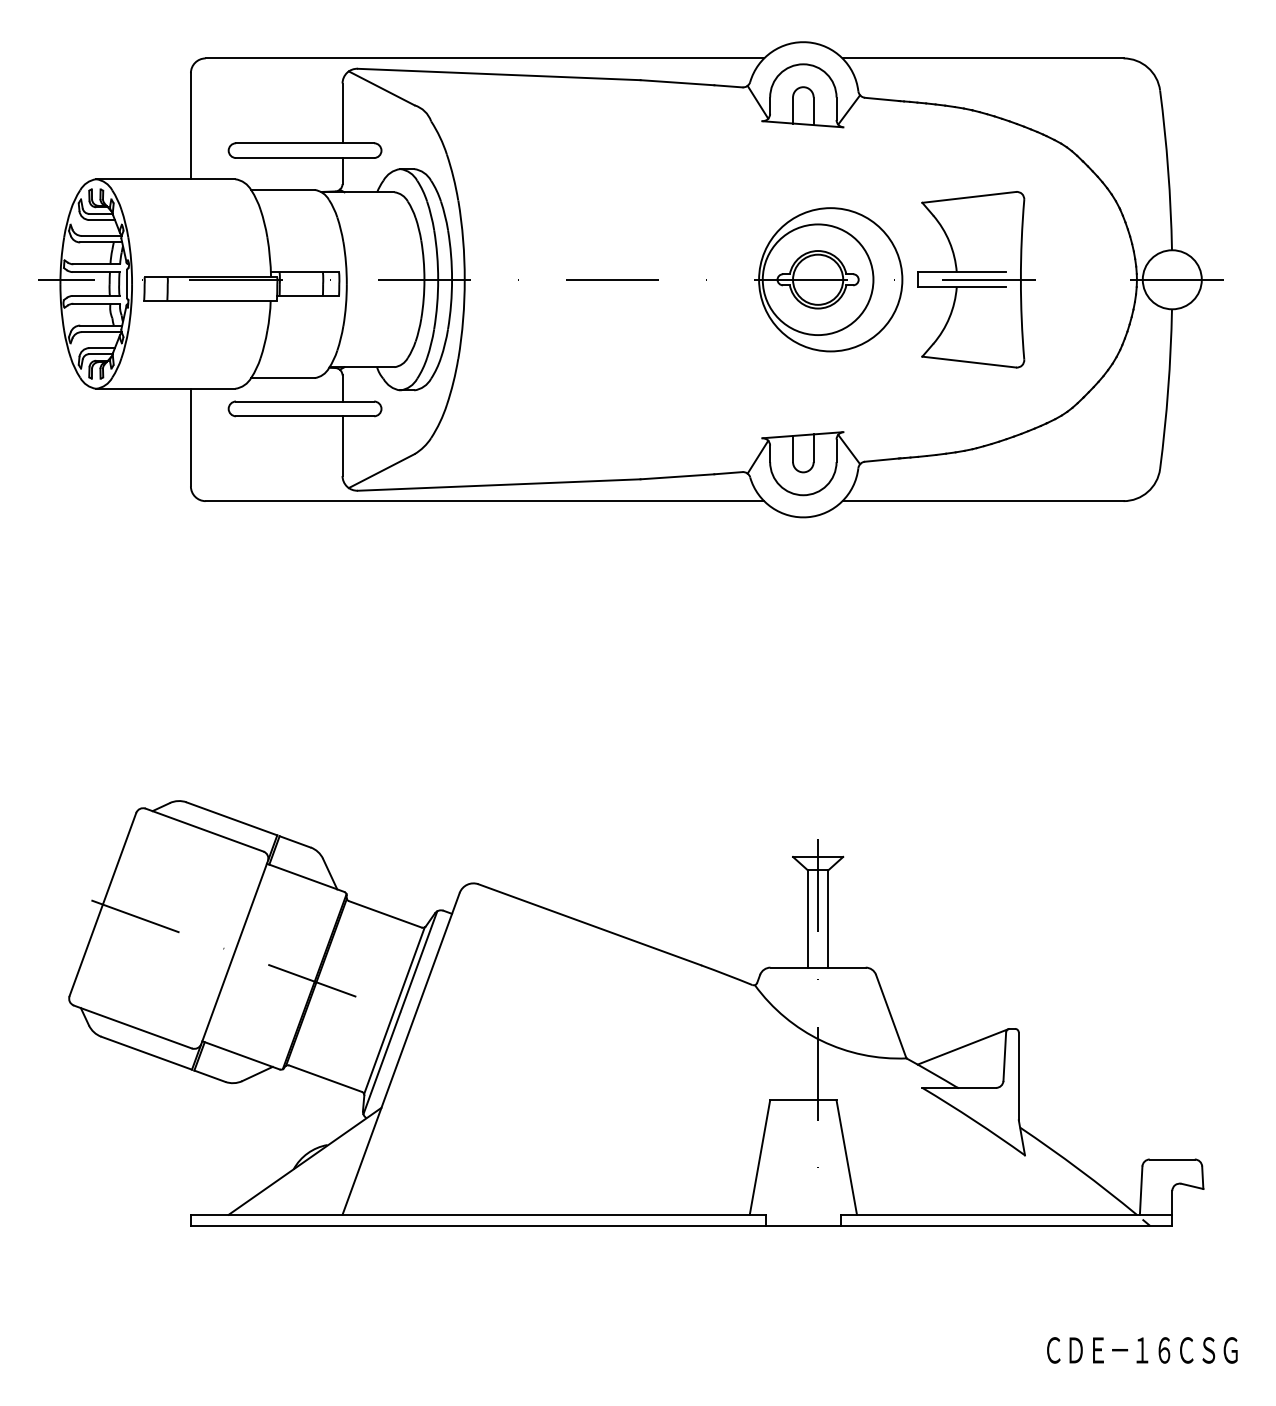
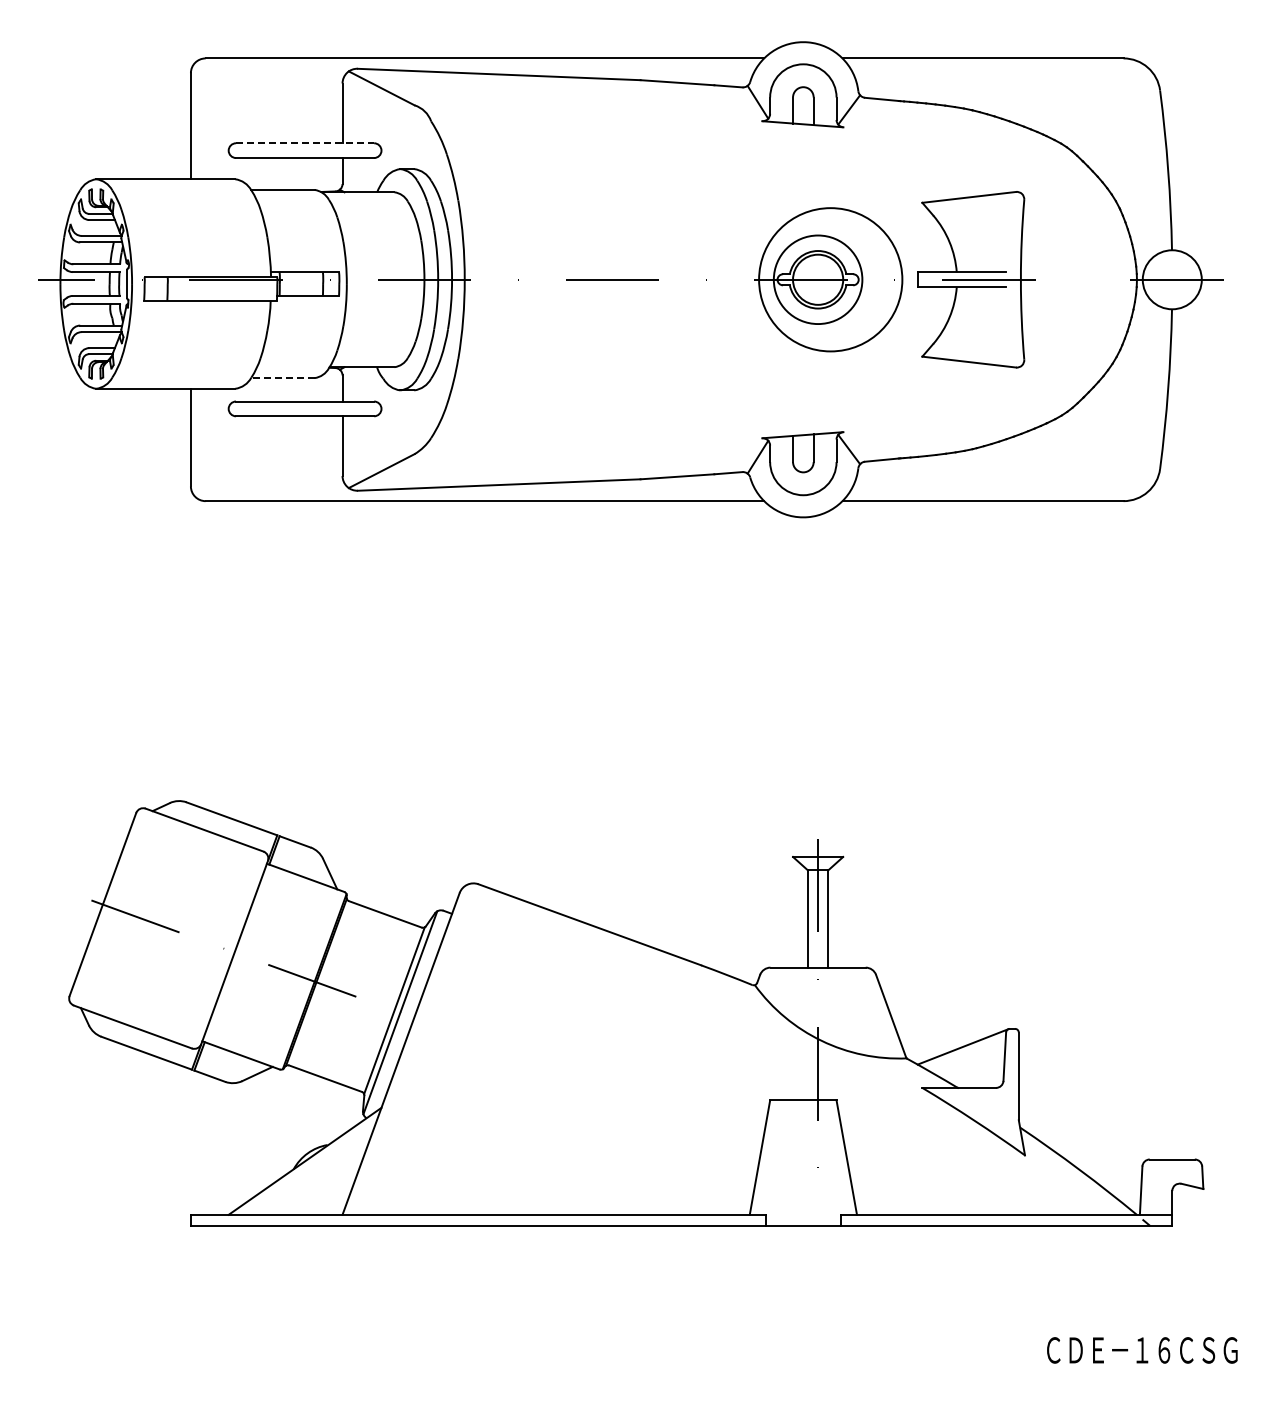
line: solid -> dashed (305, 143)
circle diameter: 111 px -> 89 px (817, 279)
line: solid -> dashed (282, 378)
